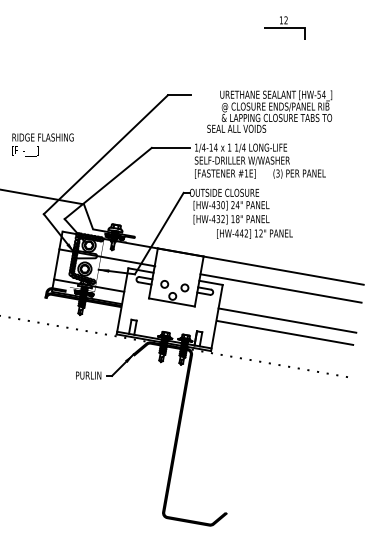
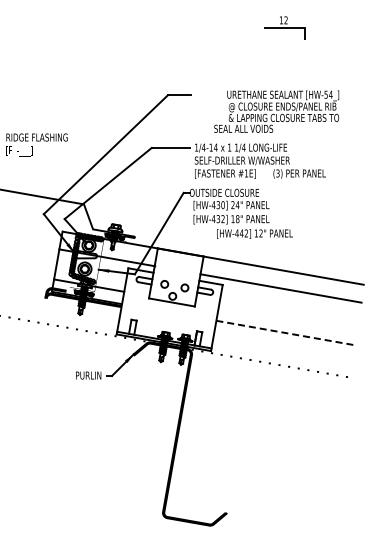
text position: (269, 111) -> (276, 111) (276, 111)
text position: (42, 144) -> (36, 144) (36, 144)
line: present -> none (287, 320)
line: solid -> dashed (285, 332)
